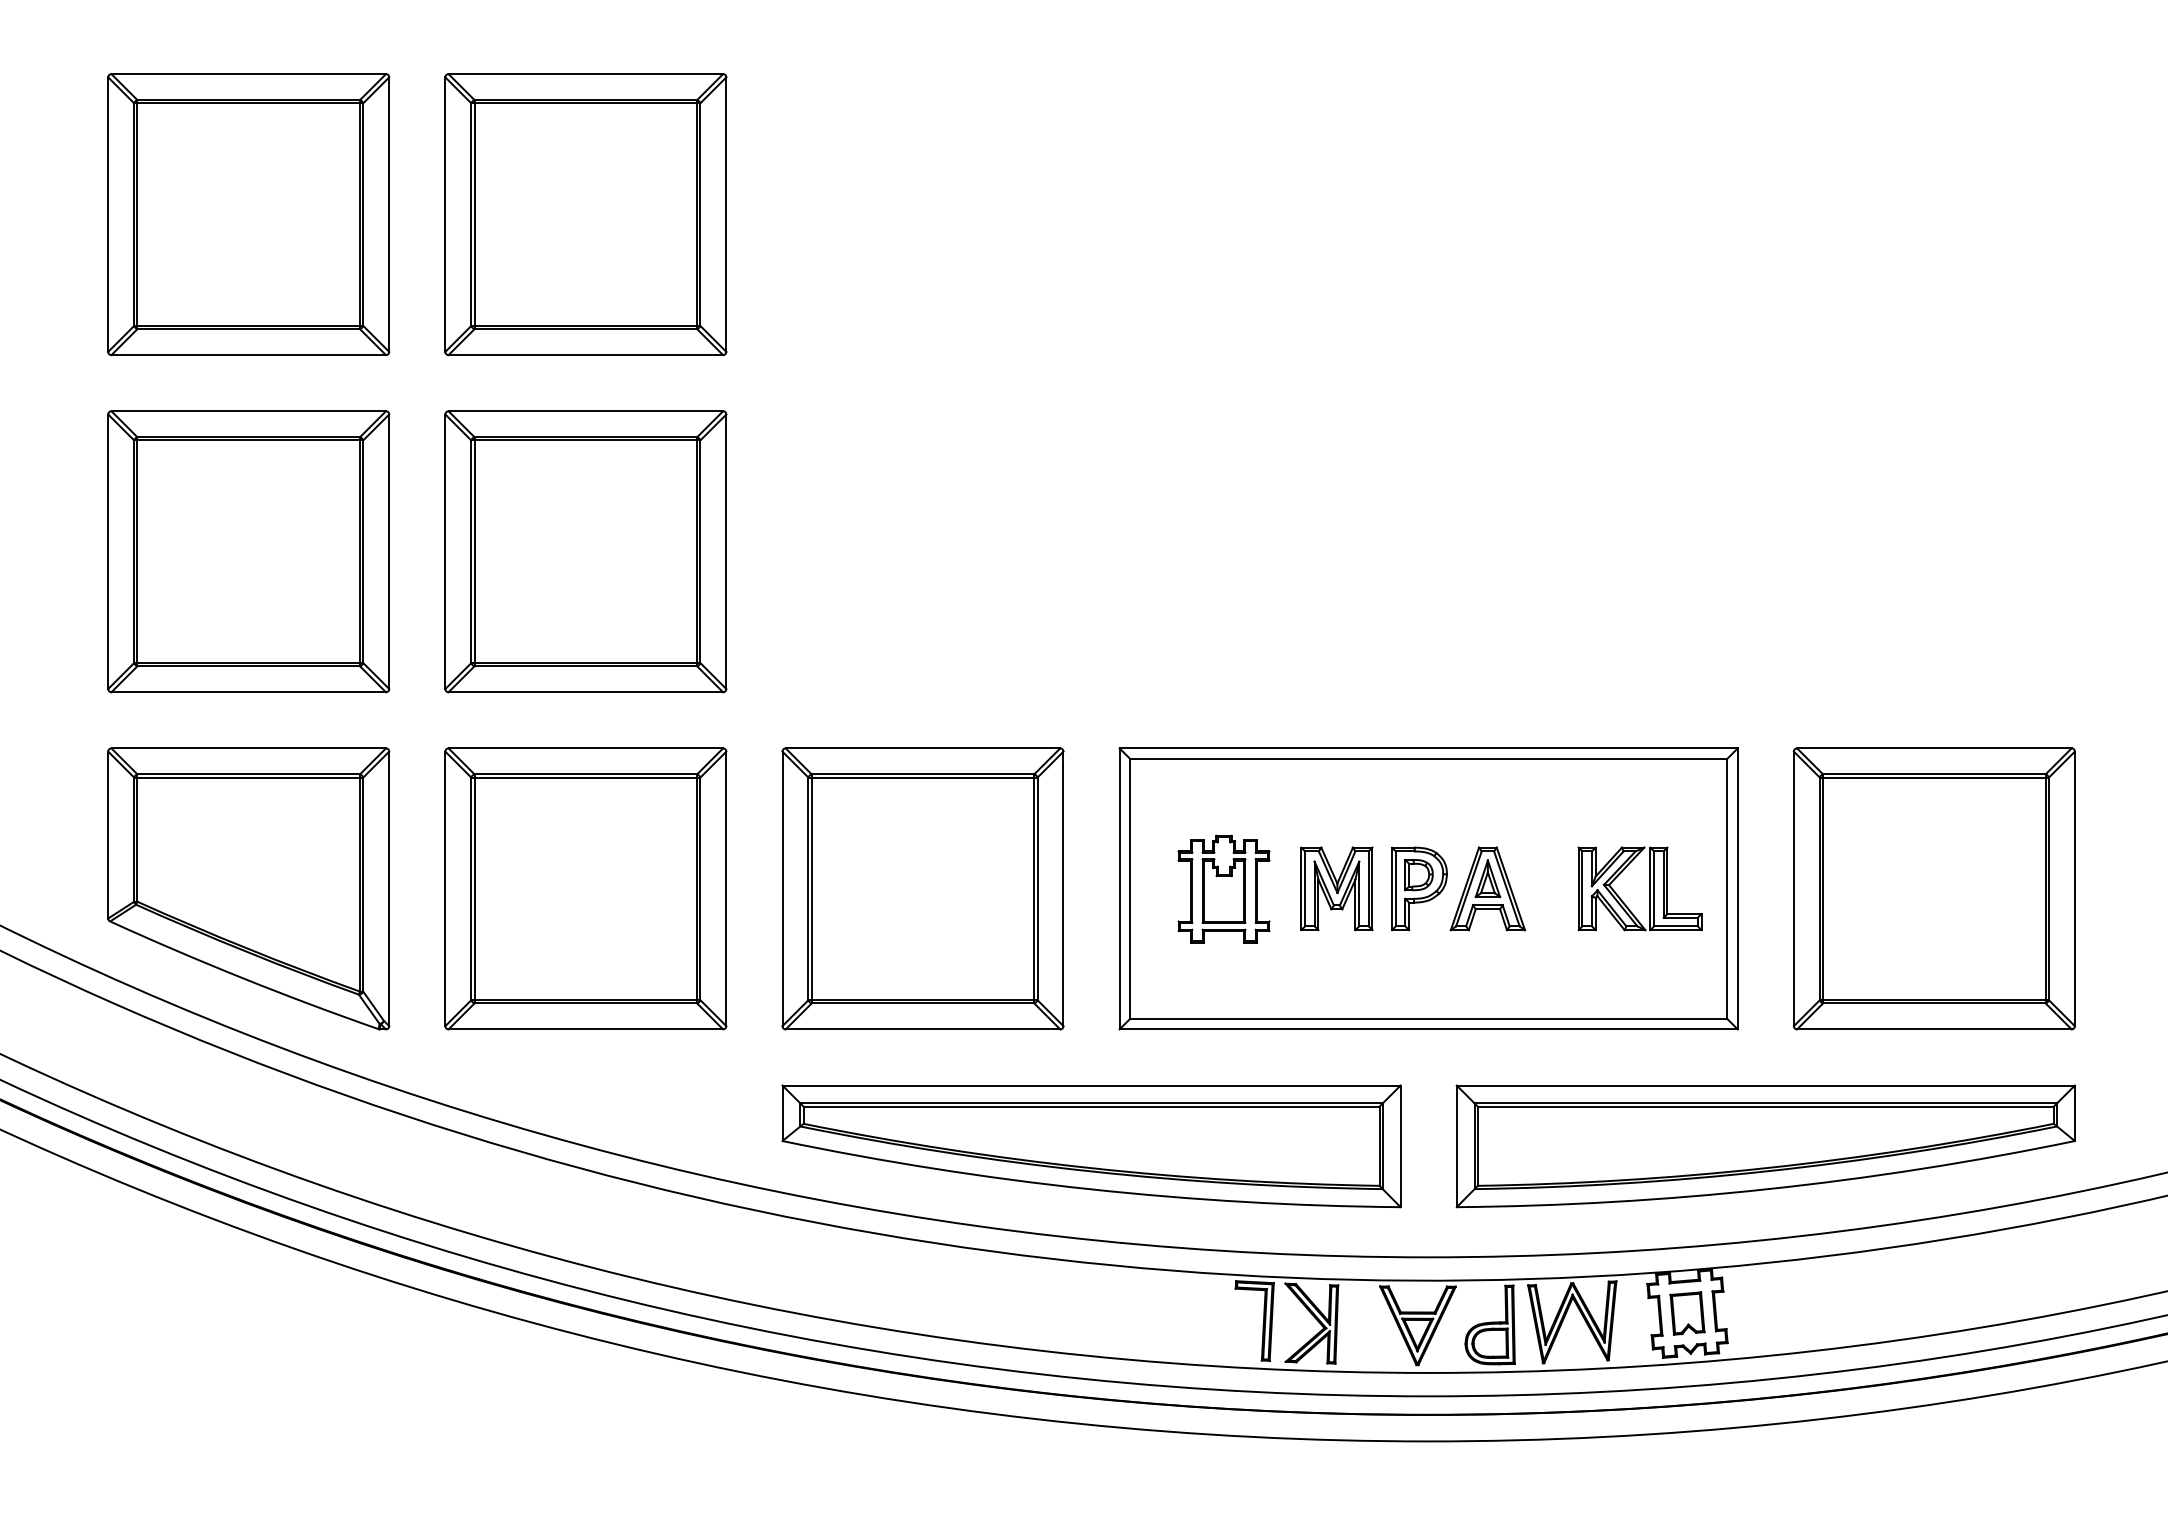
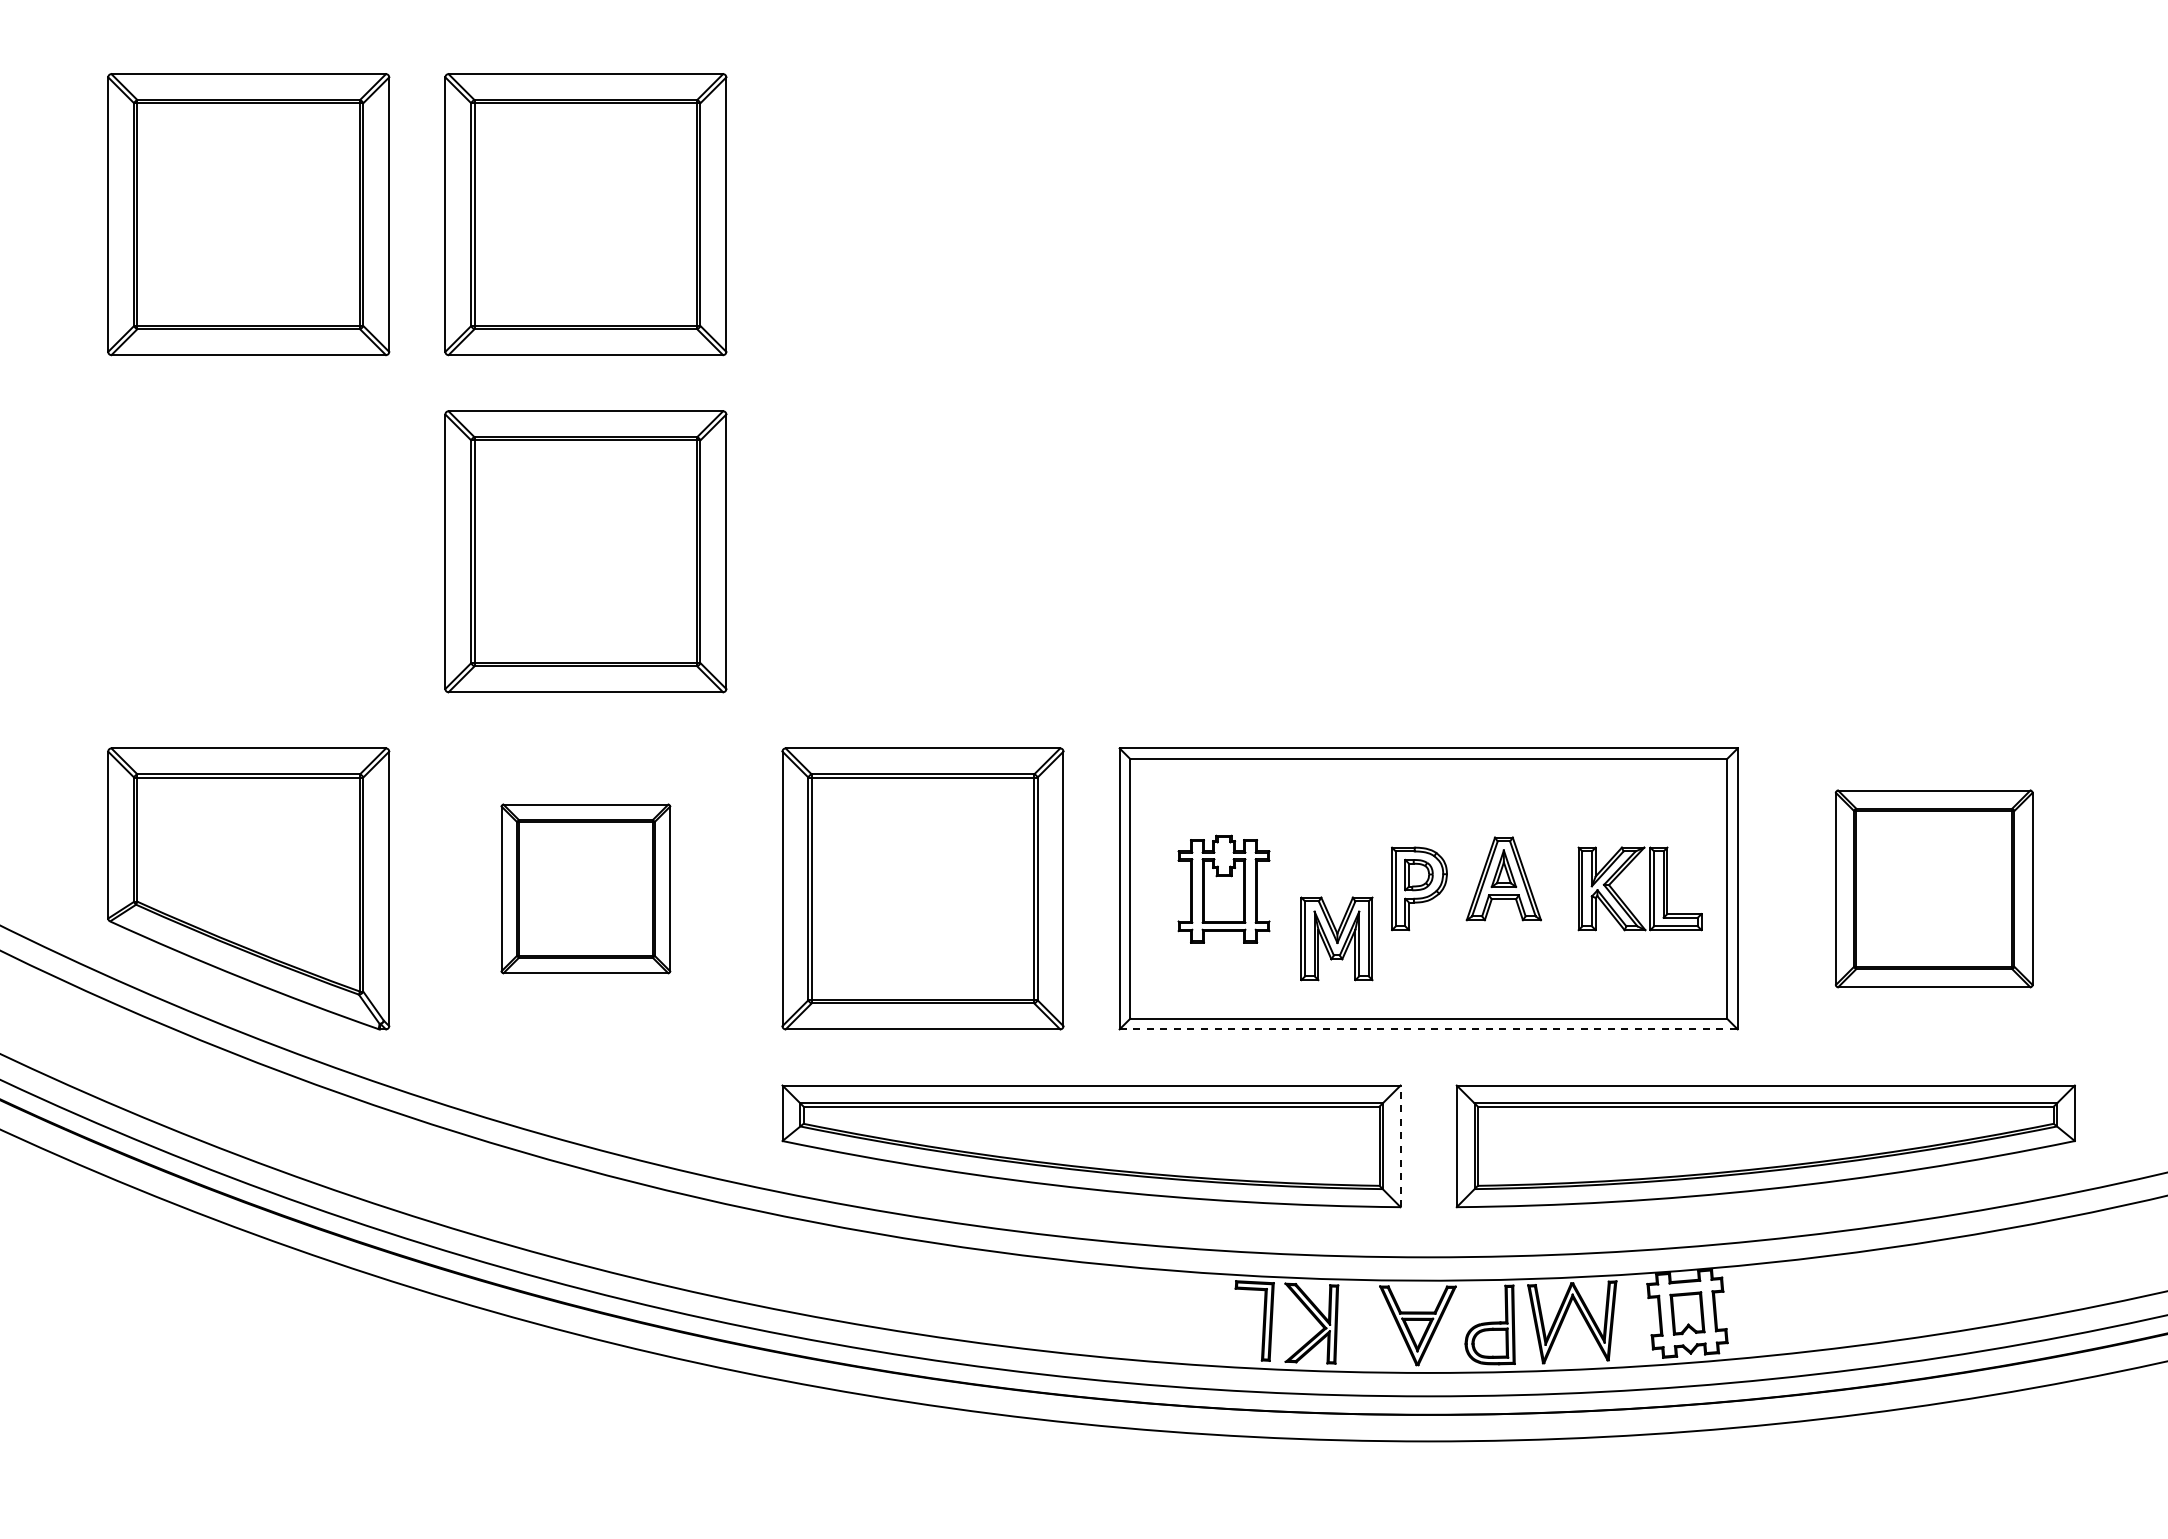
part: present -> none (248, 551)
part size: 284x284 px -> 172x172 px (585, 888)
part position: (1336, 888) -> (1336, 938) (1336, 938)
part position: (1487, 888) -> (1503, 878) (1503, 878)
part size: 284x284 px -> 200x200 px (1933, 888)
line: solid -> dashed (1429, 1029)
line: solid -> dashed (1400, 1146)
